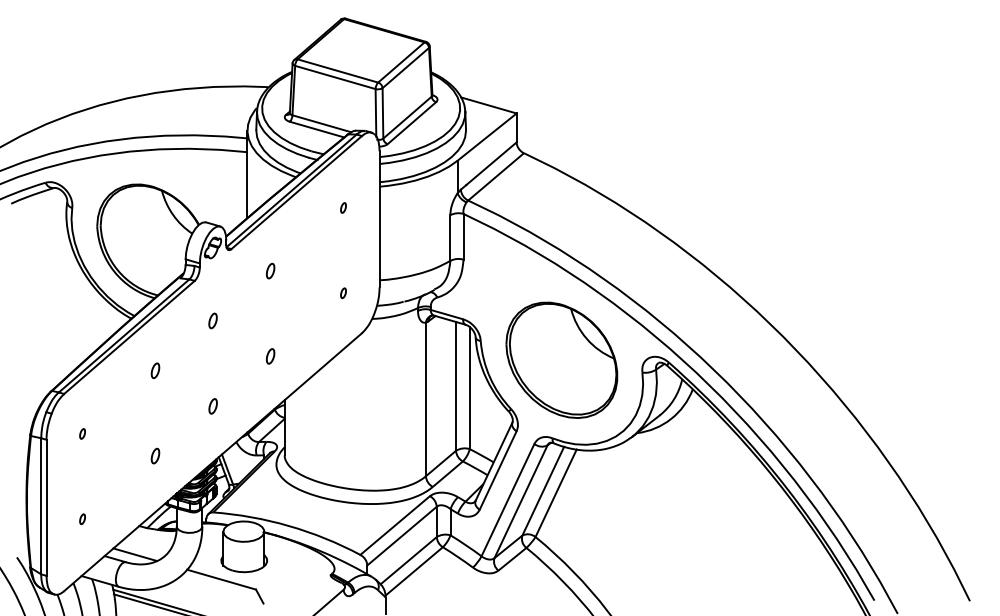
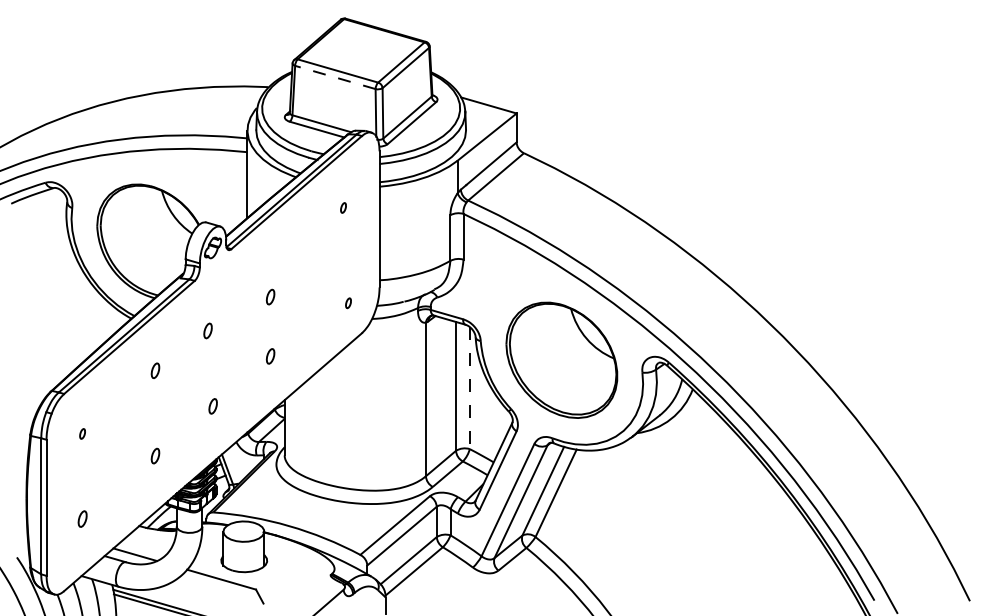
line: solid -> dashed (335, 77)
part position: (270, 270) -> (270, 296) (270, 296)
part position: (343, 293) -> (348, 303) (348, 303)
part position: (212, 320) -> (207, 330) (207, 330)
line: solid -> dashed (469, 388)
part size: 7x13 px -> 11x18 px (82, 518)
